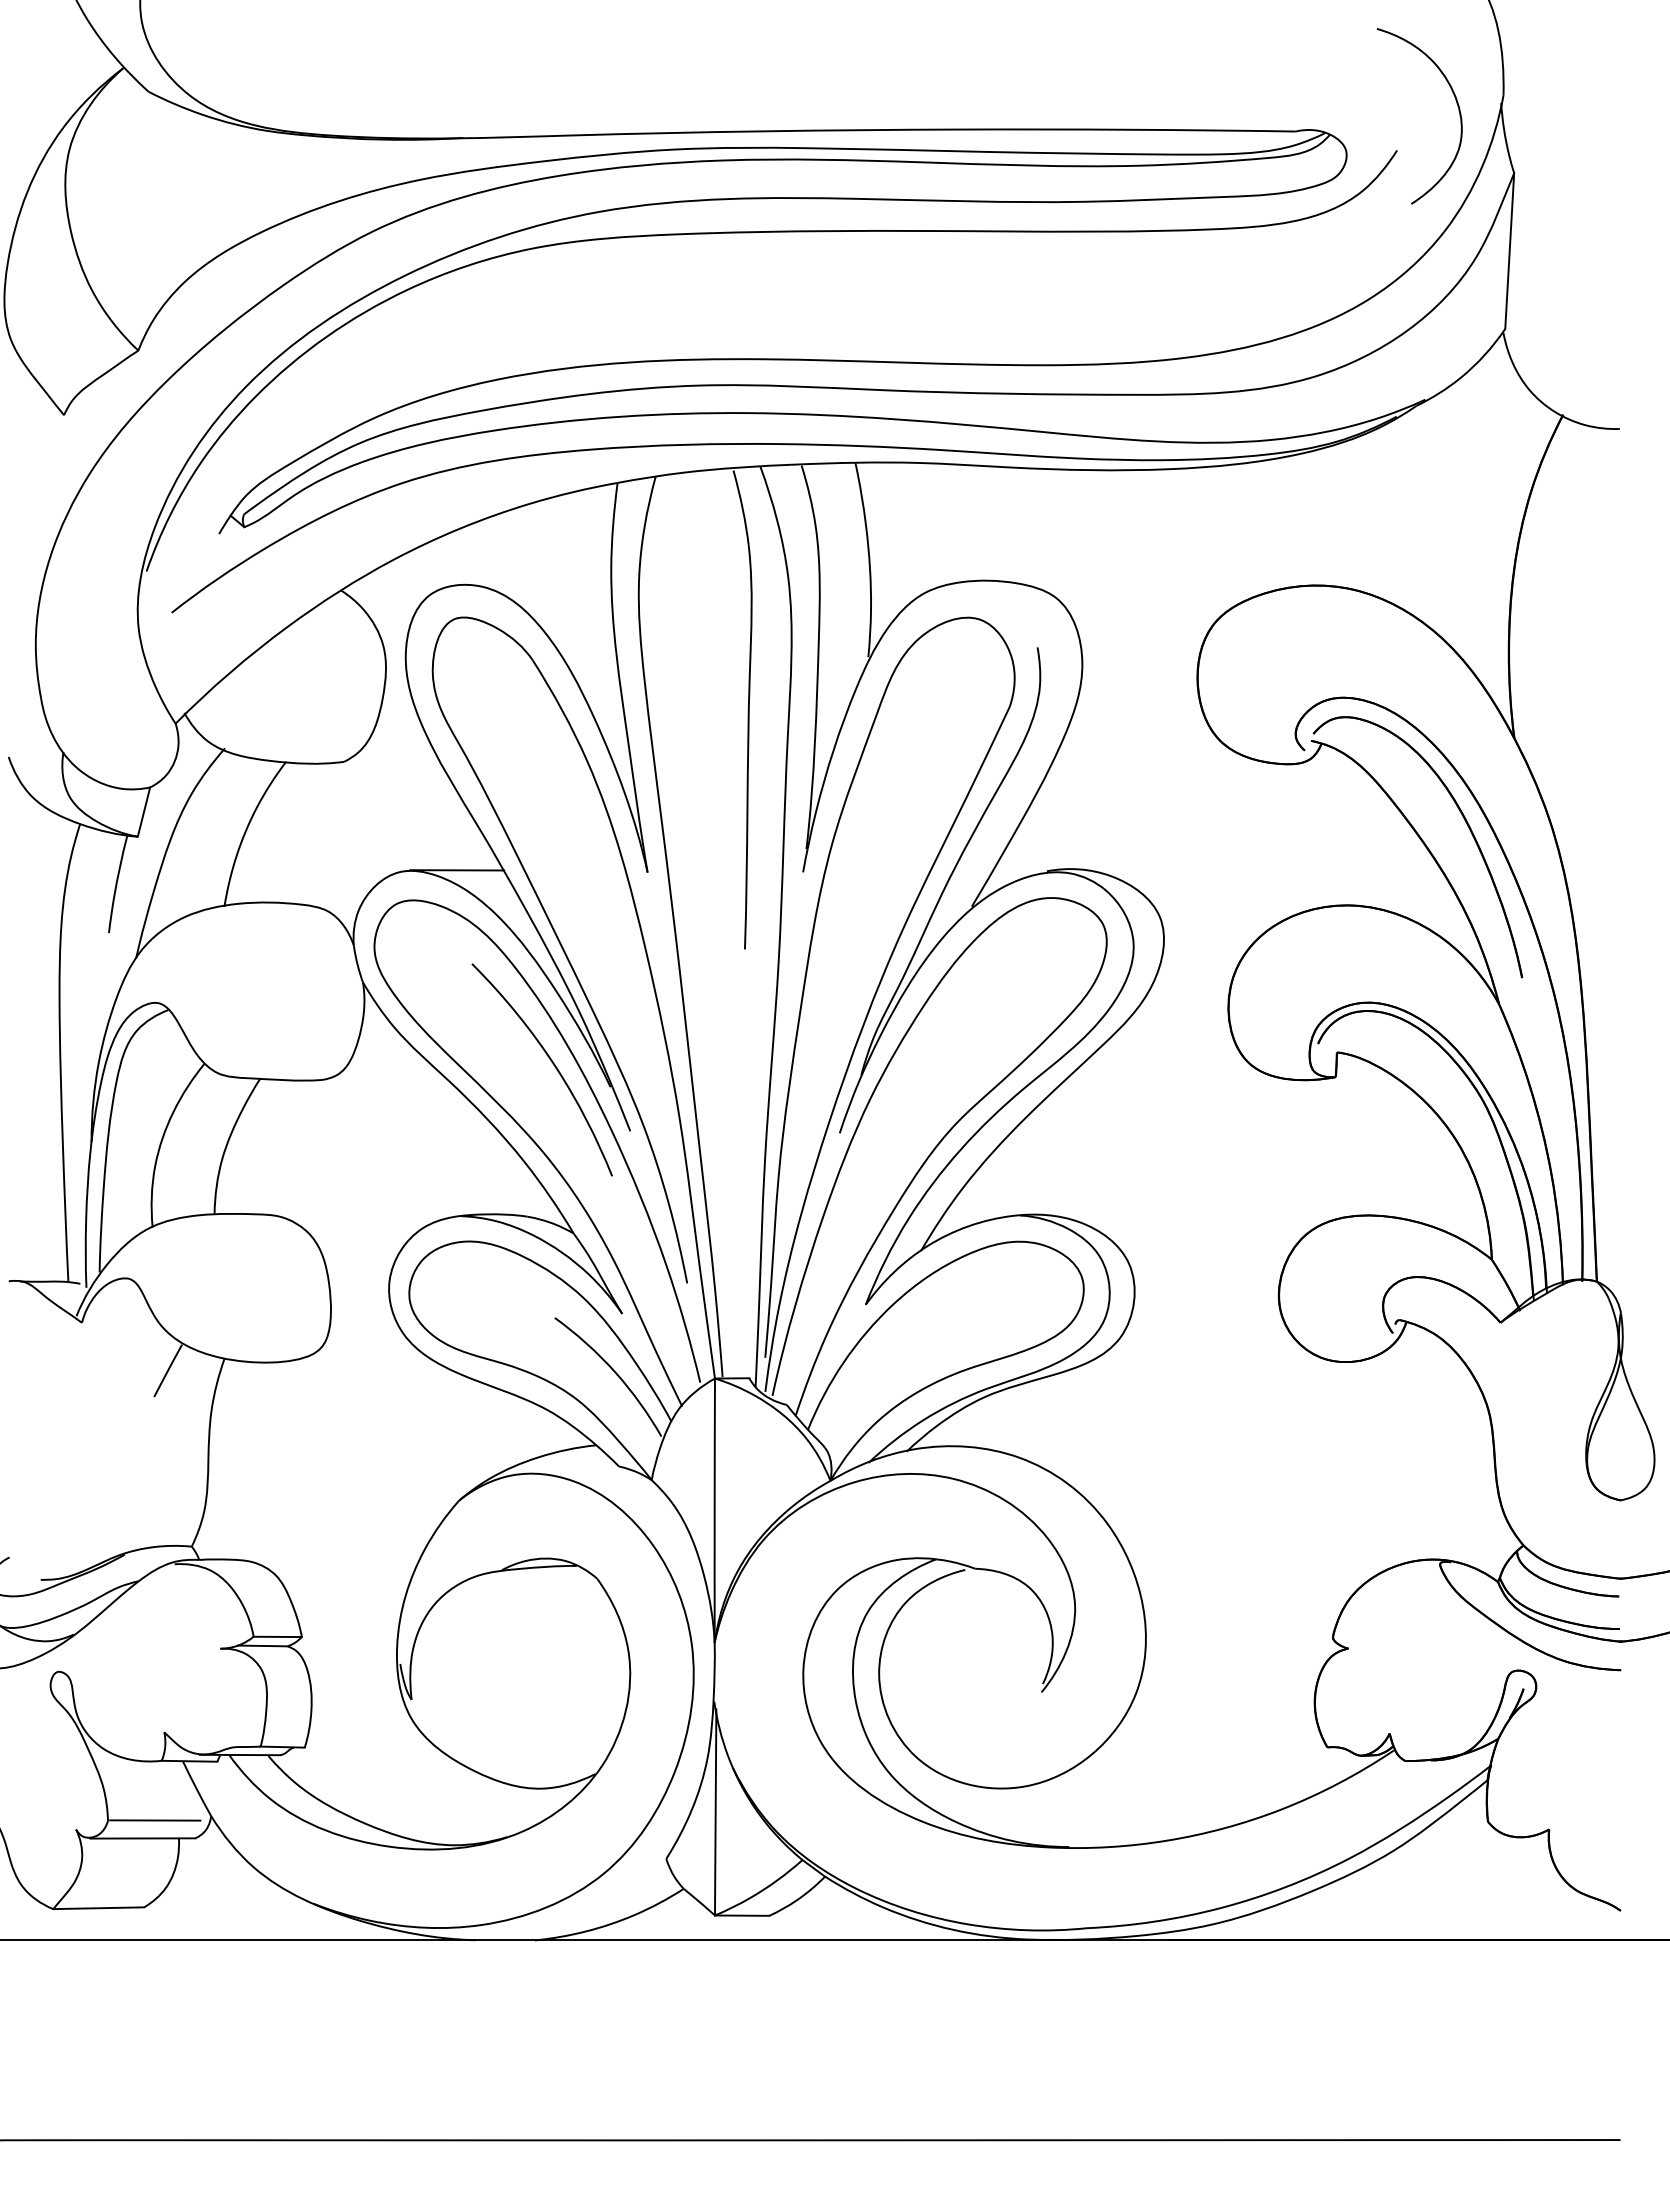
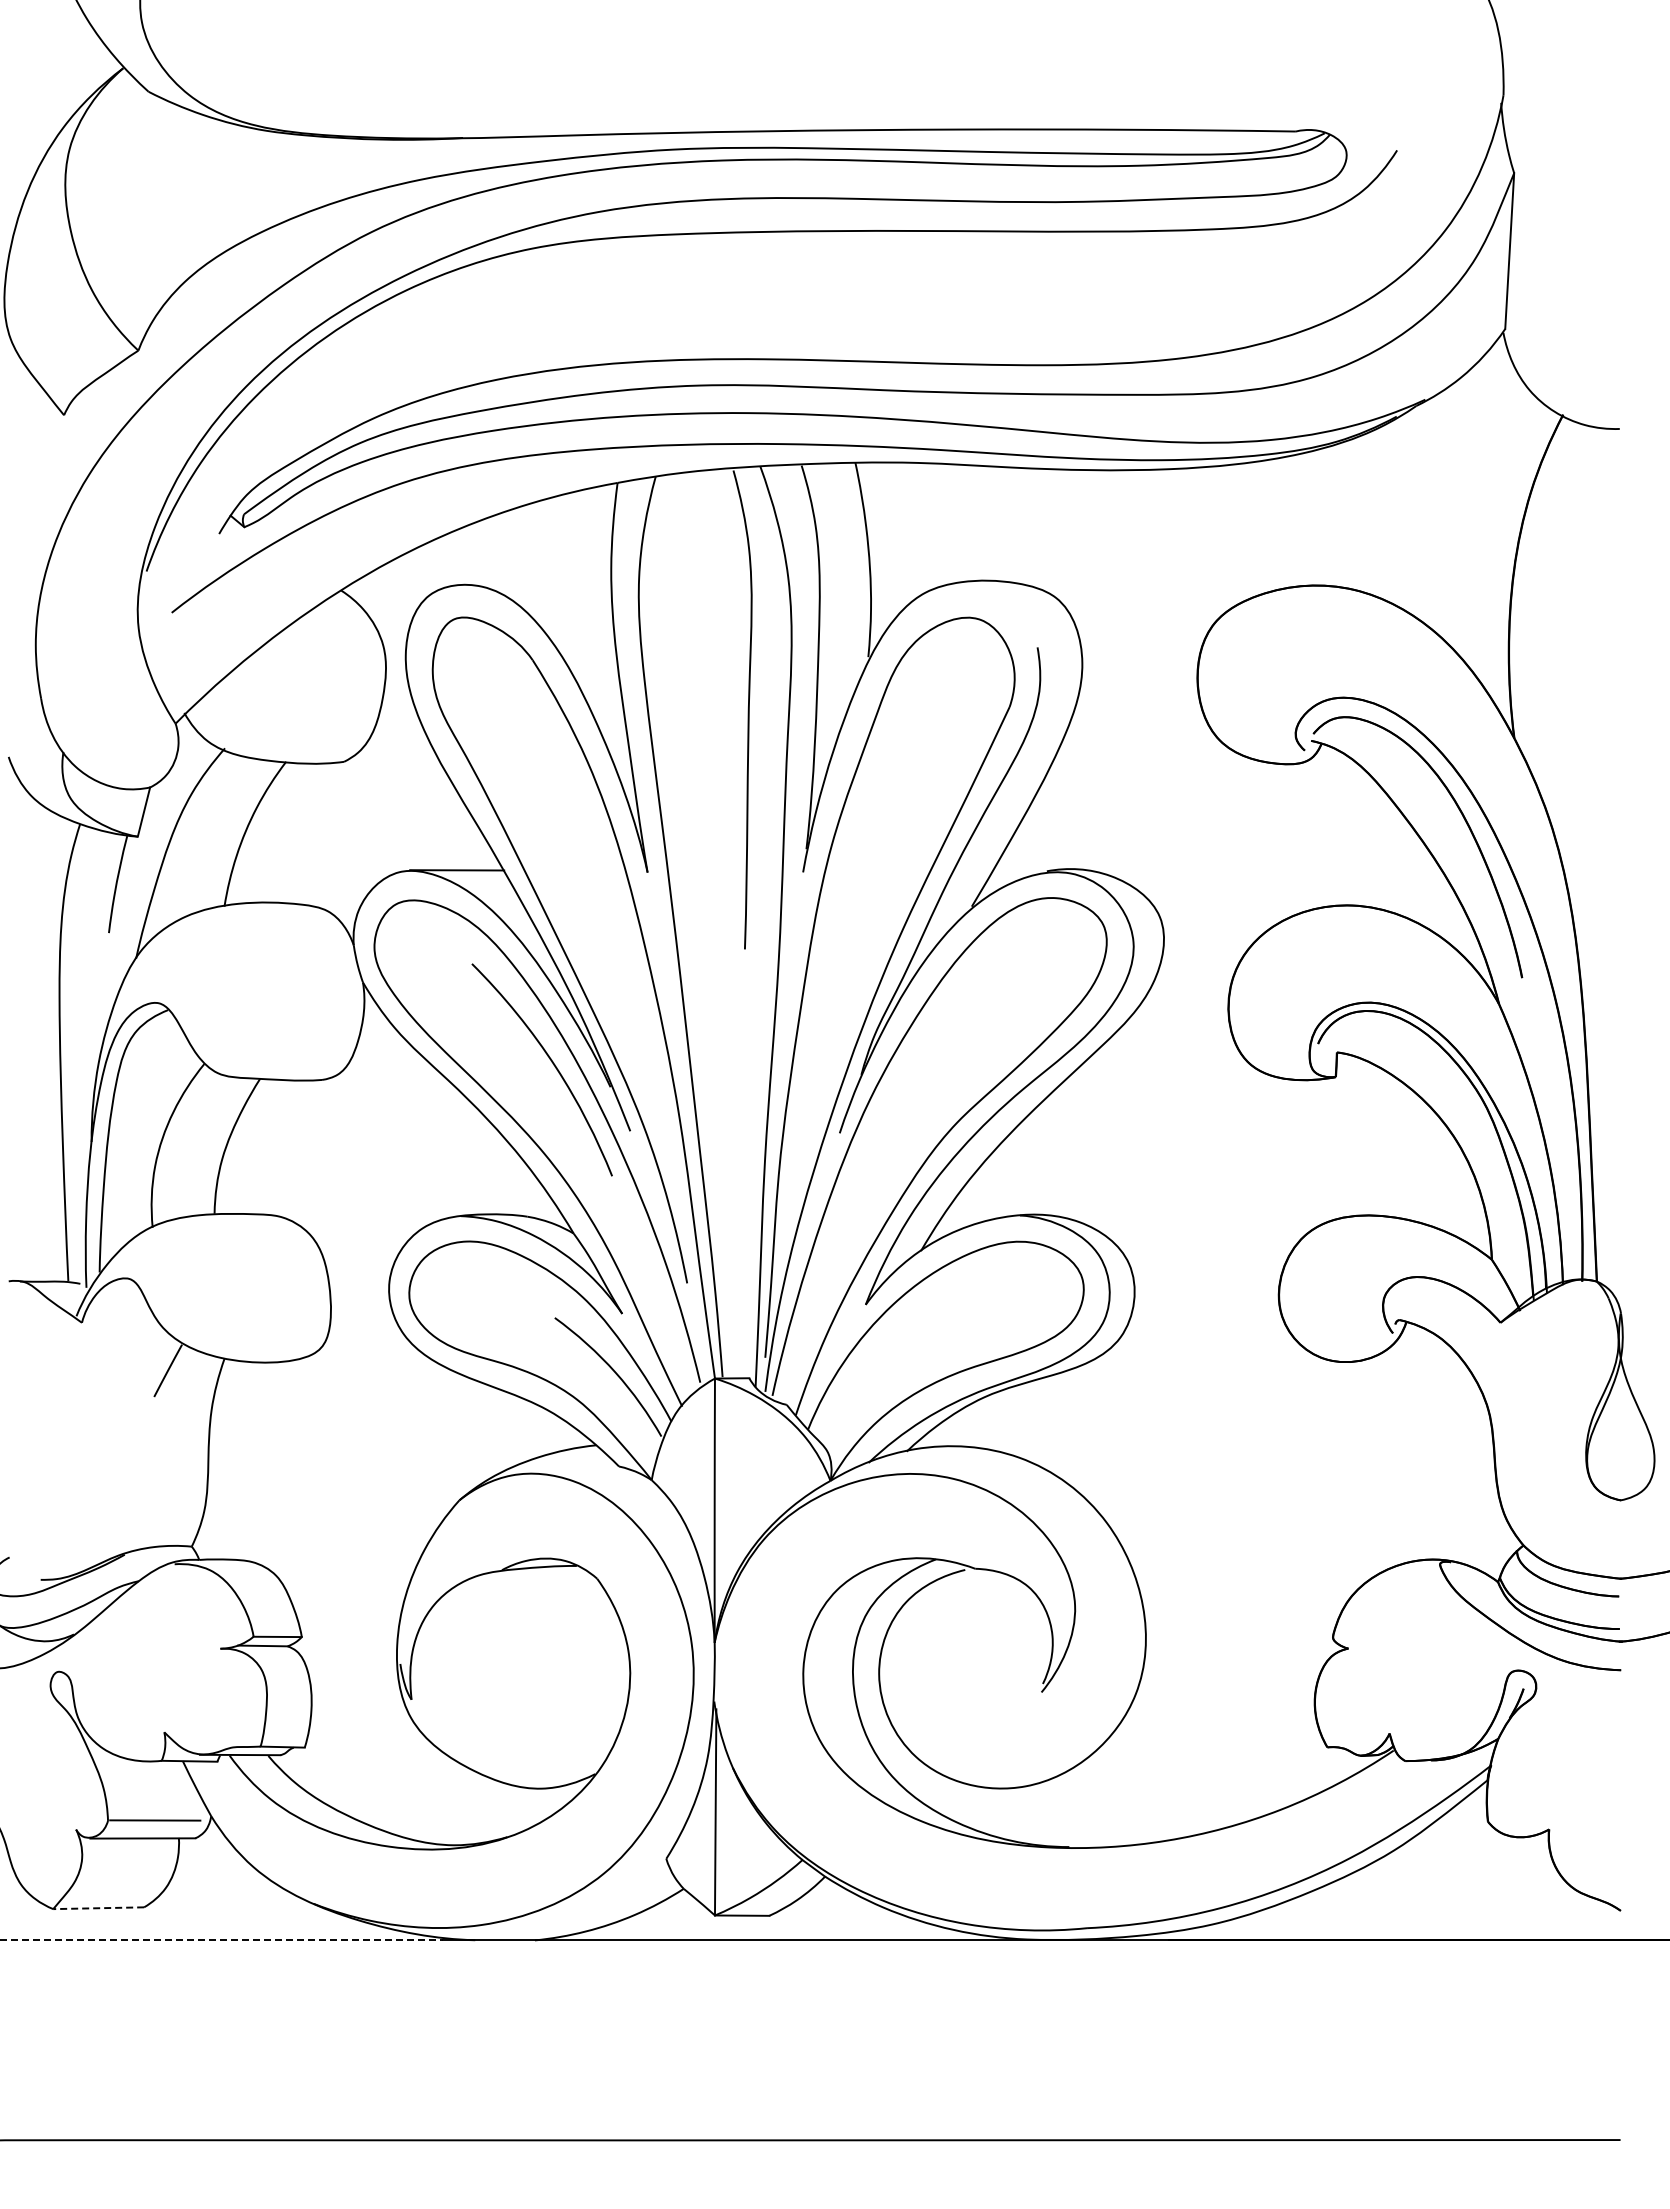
curve: present -> none (1456, 103)
line: solid -> dashed (98, 1908)
line: solid -> dashed (222, 1939)
